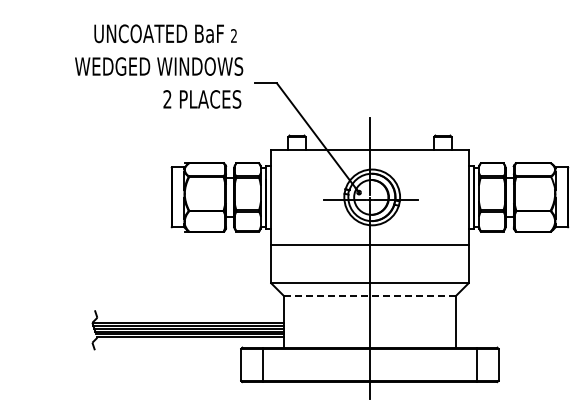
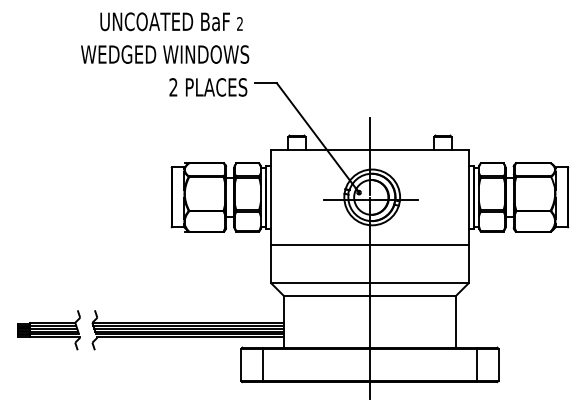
text position: (159, 66) -> (165, 54) (165, 54)
line: dashed -> solid (369, 296)
part: none -> present (48, 330)
